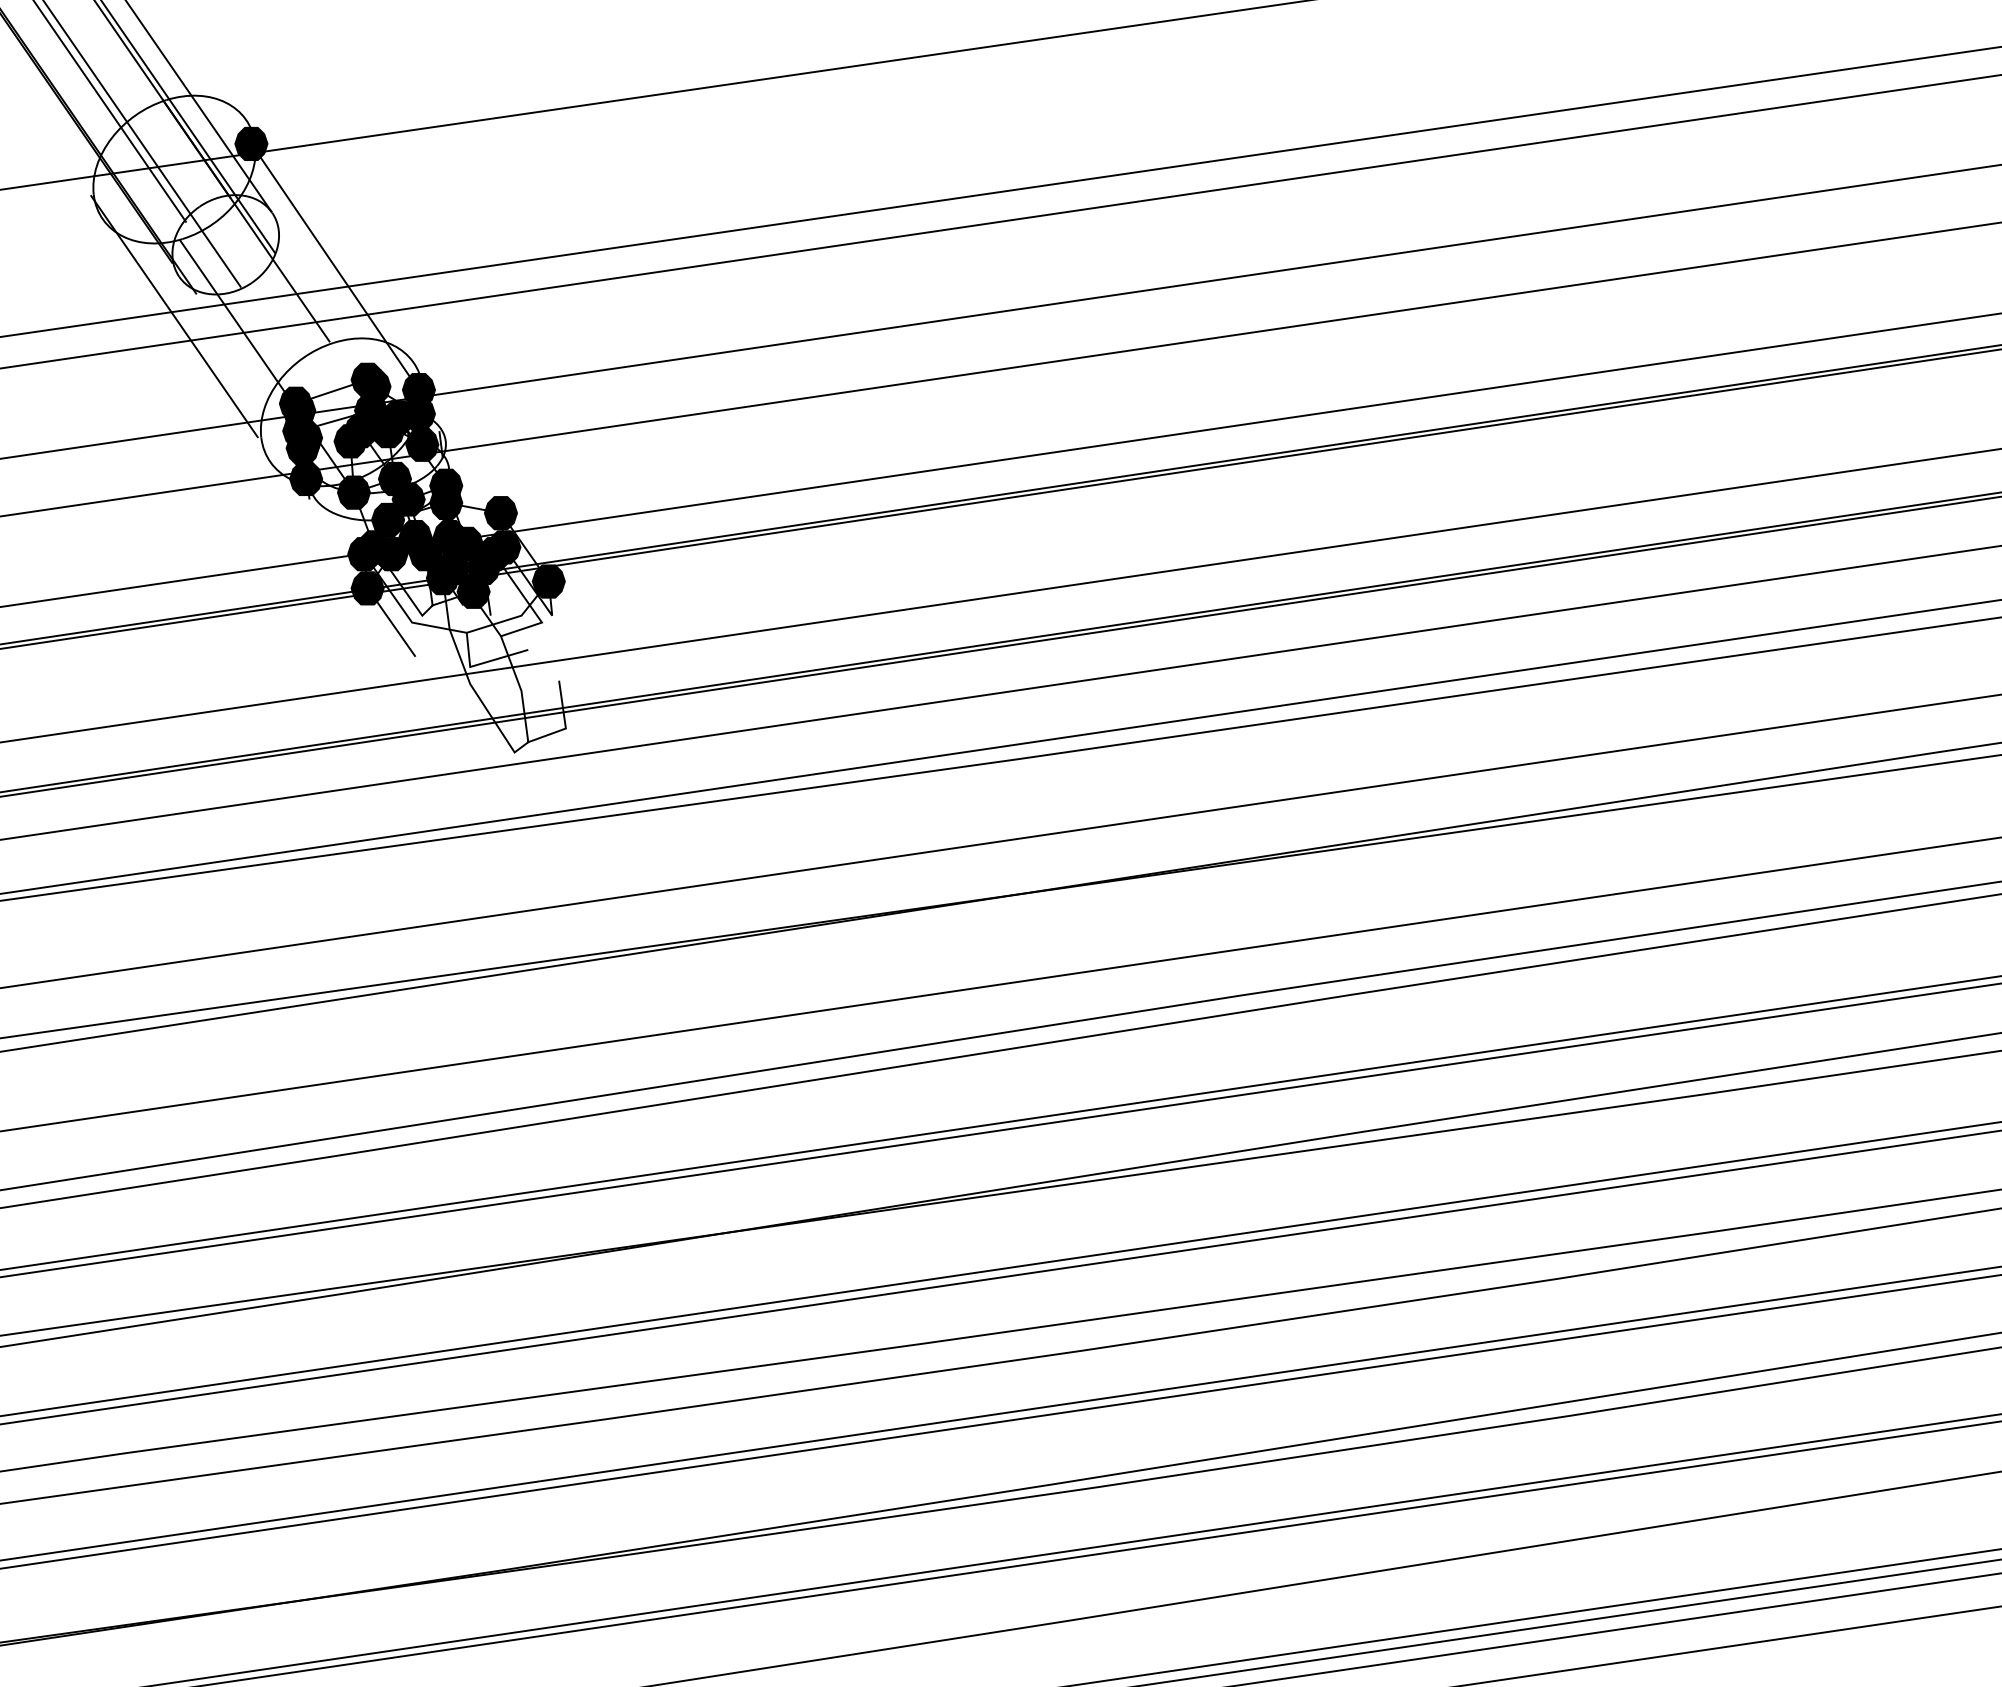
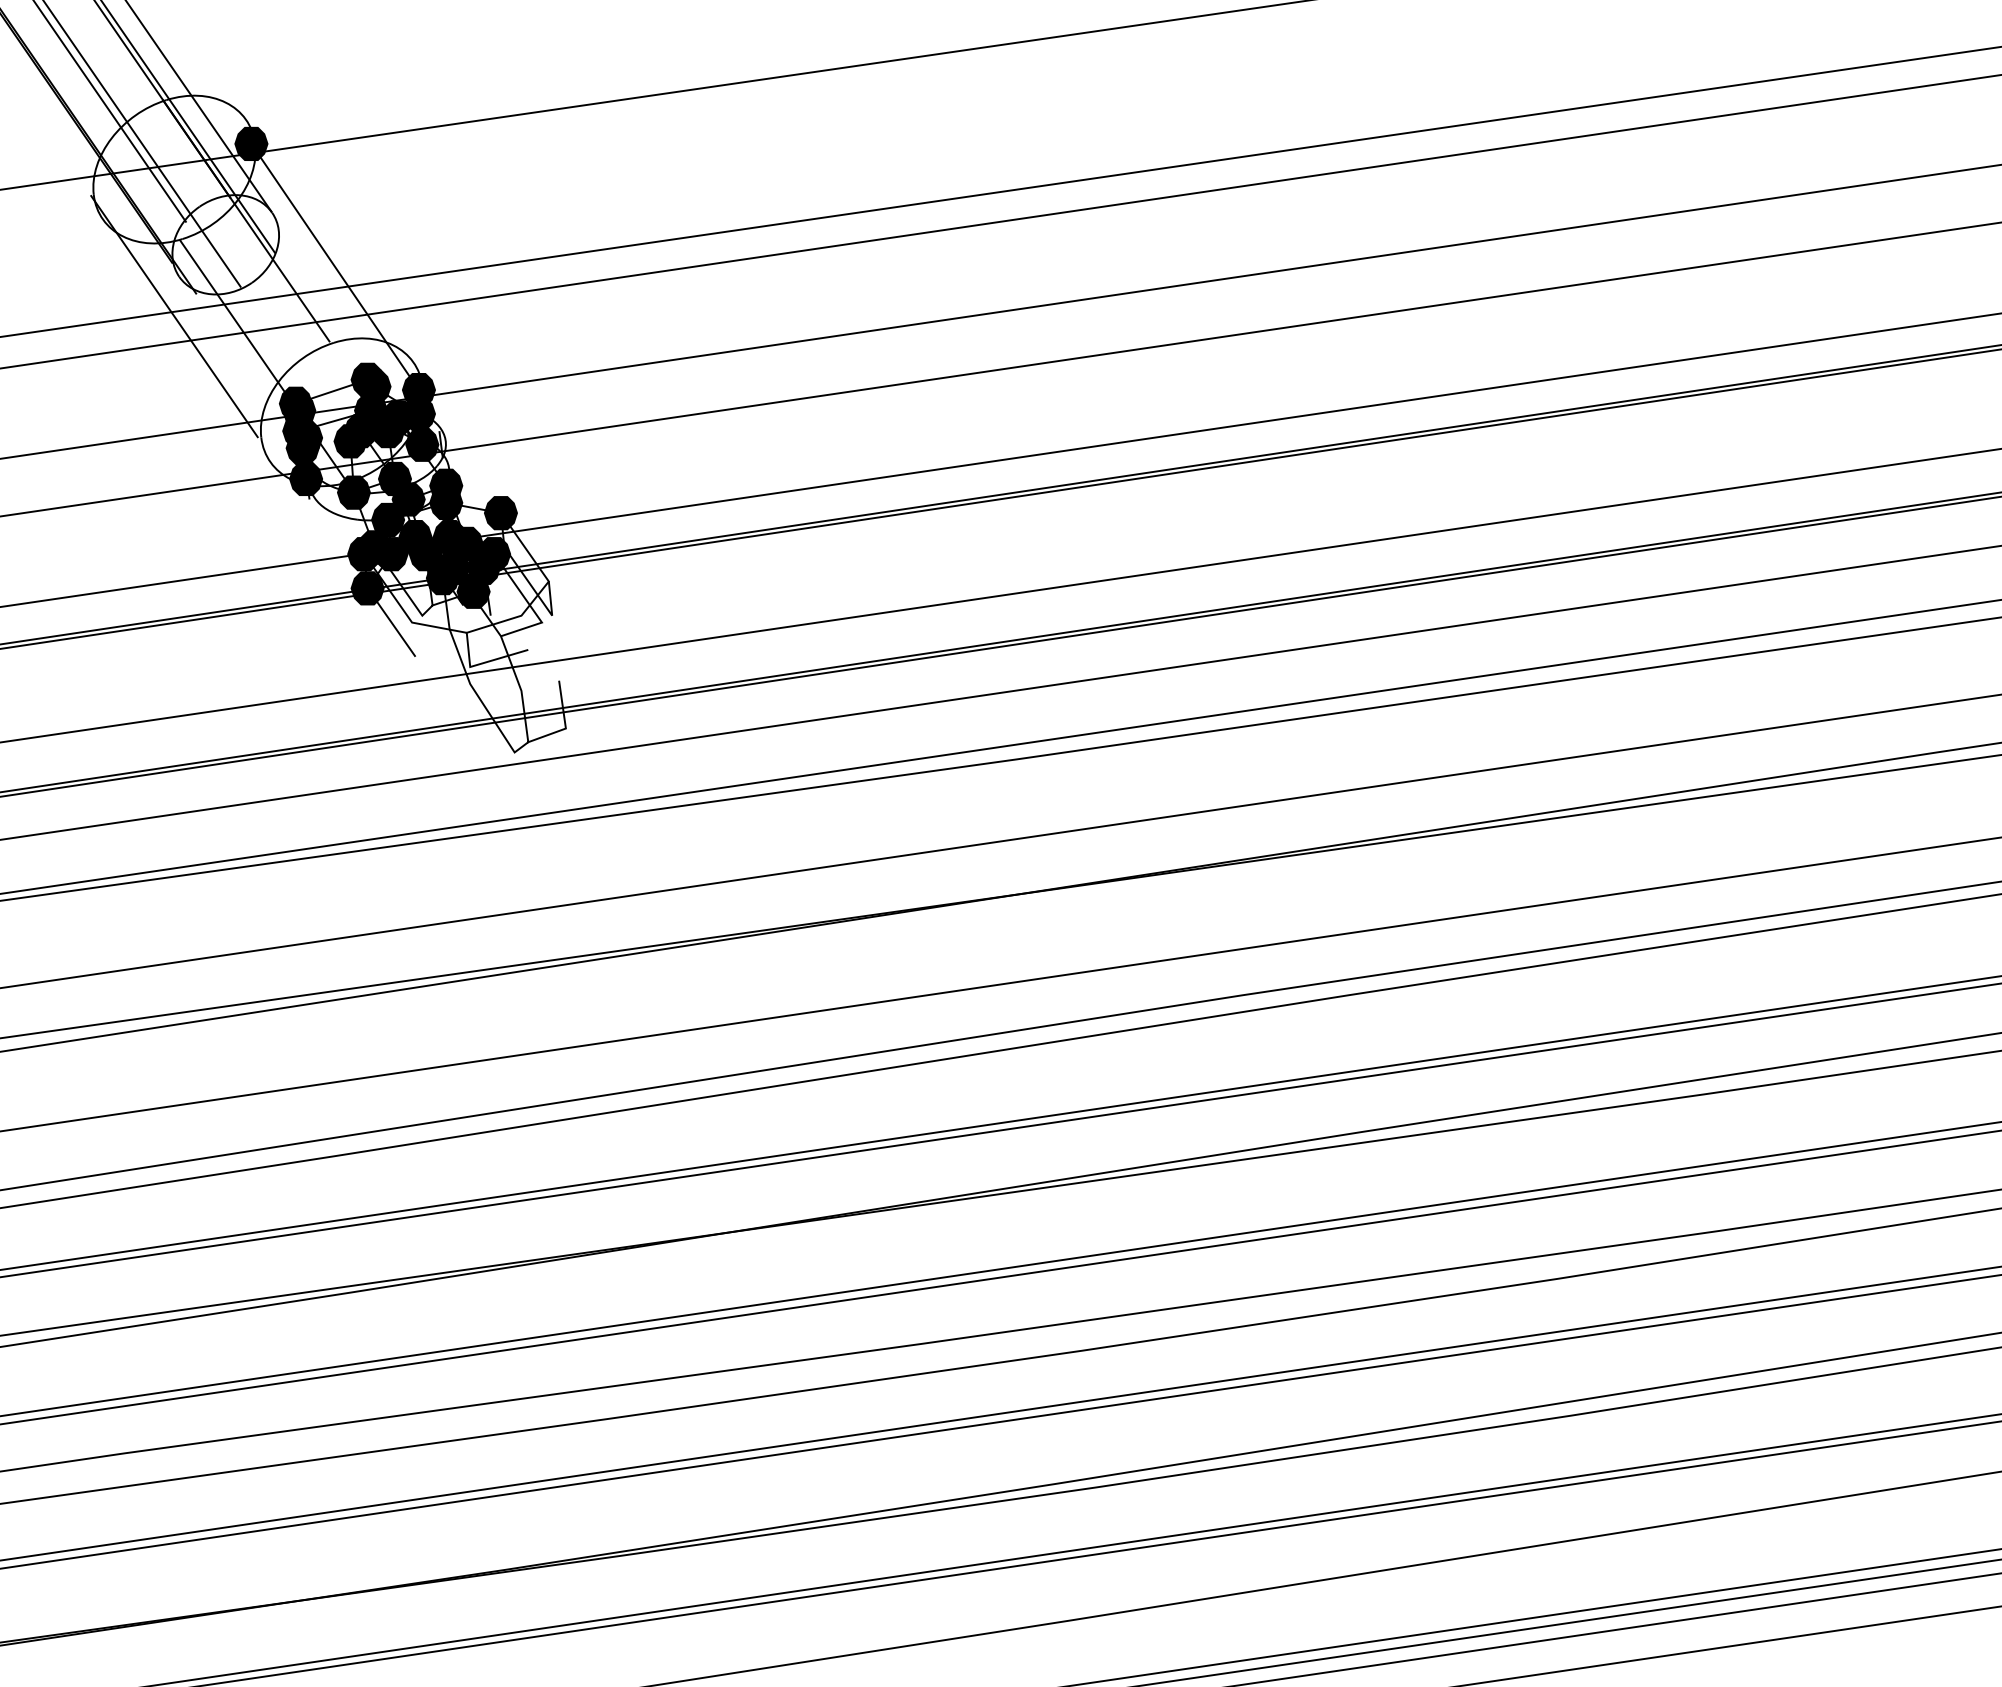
fill: present -> none (504, 547)
fill: present -> none (548, 581)
